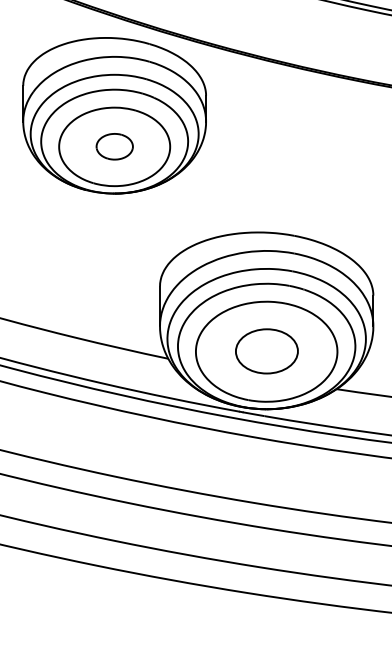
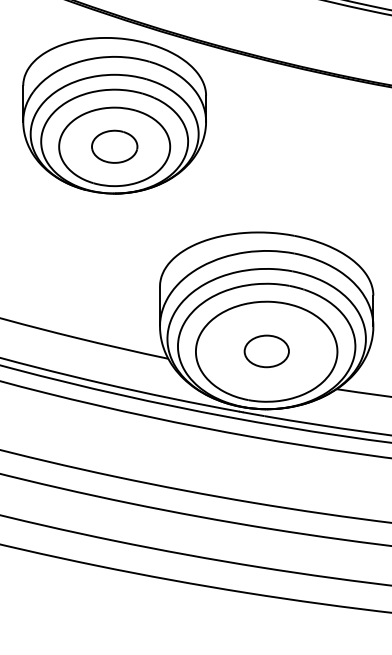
part size: 39x28 px -> 48x35 px (114, 146)
part size: 64x47 px -> 47x35 px (266, 351)
